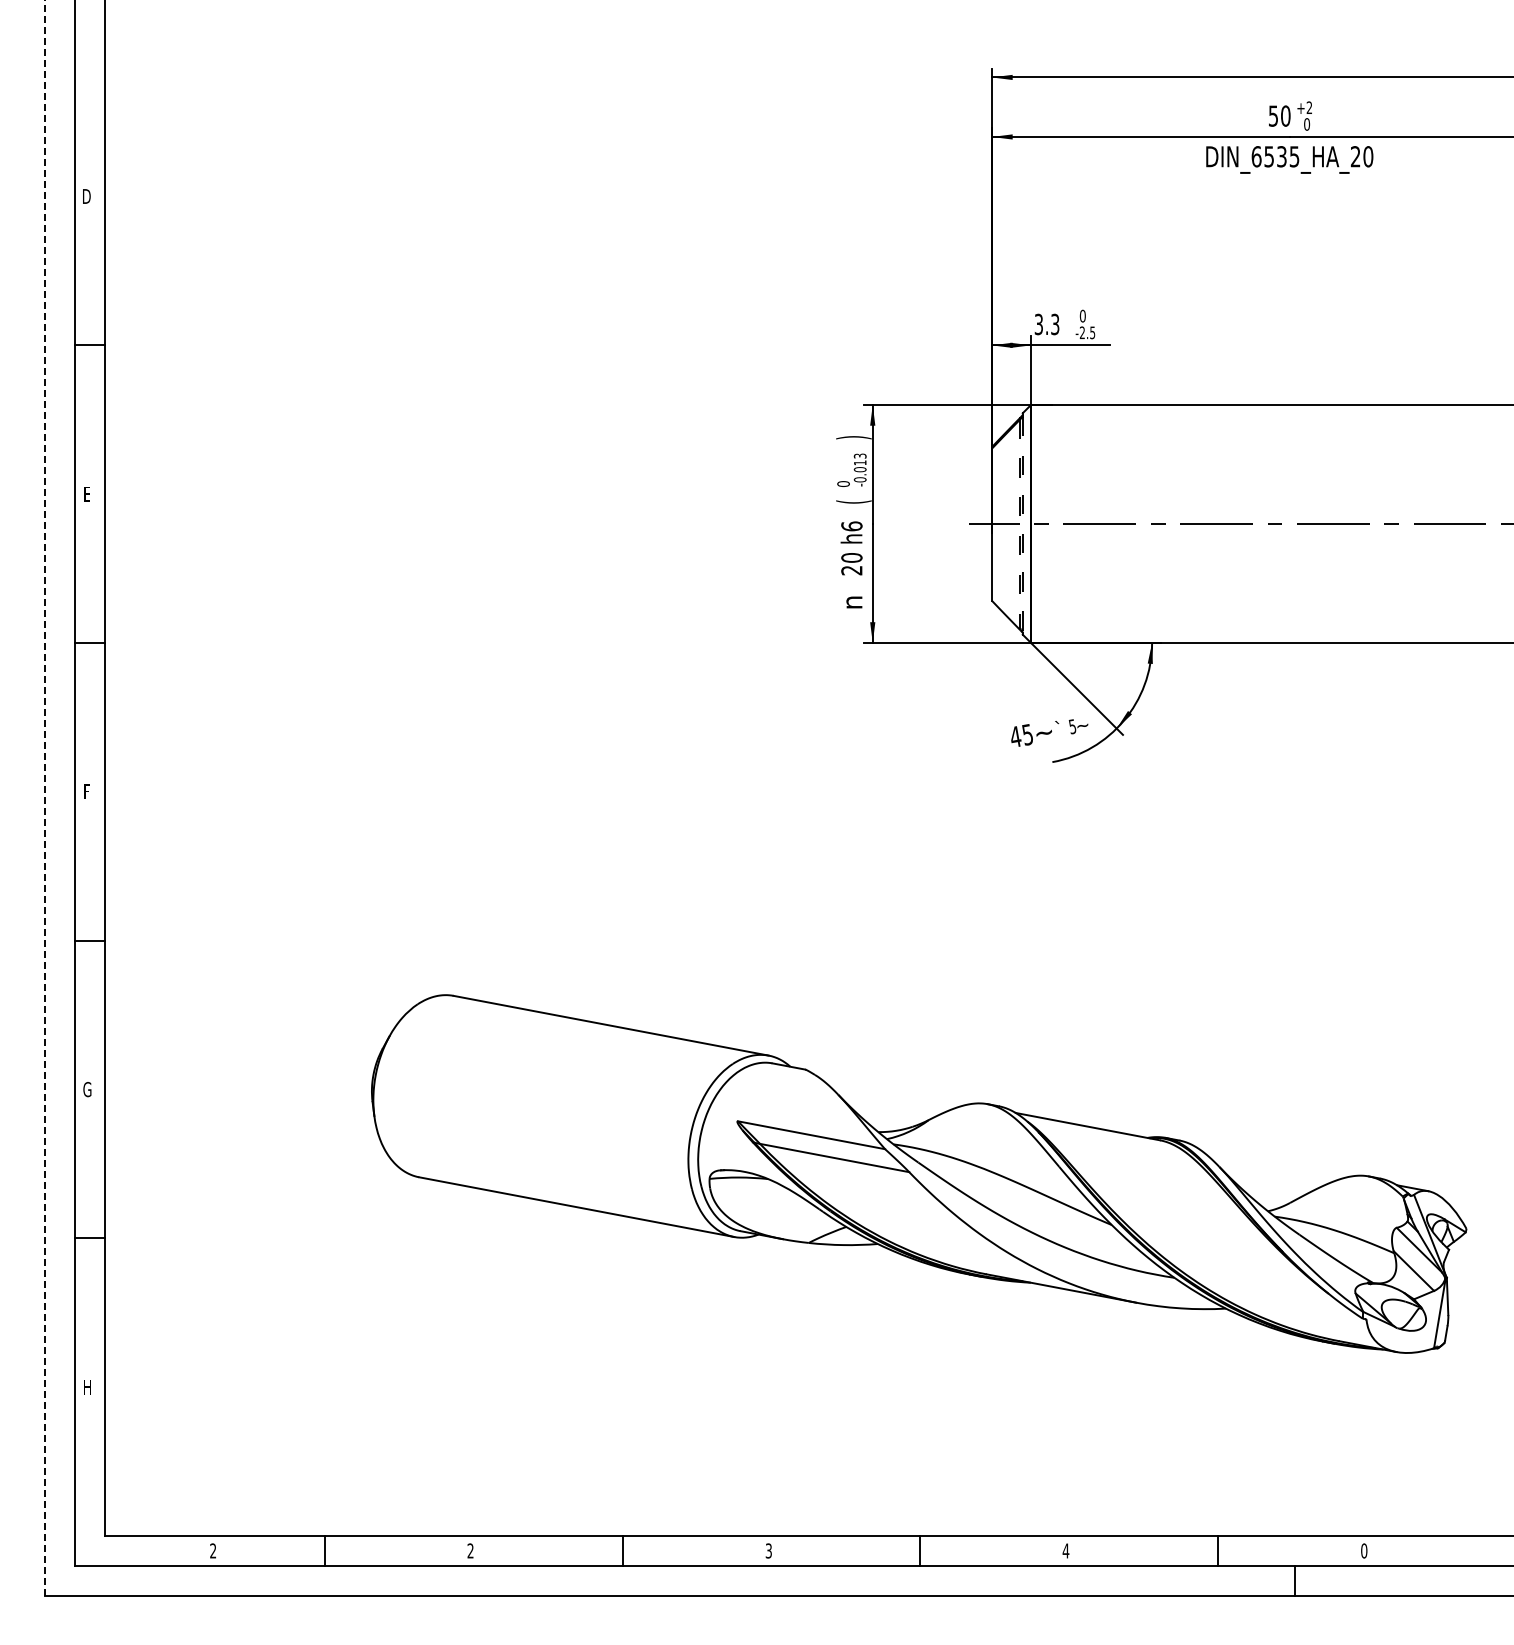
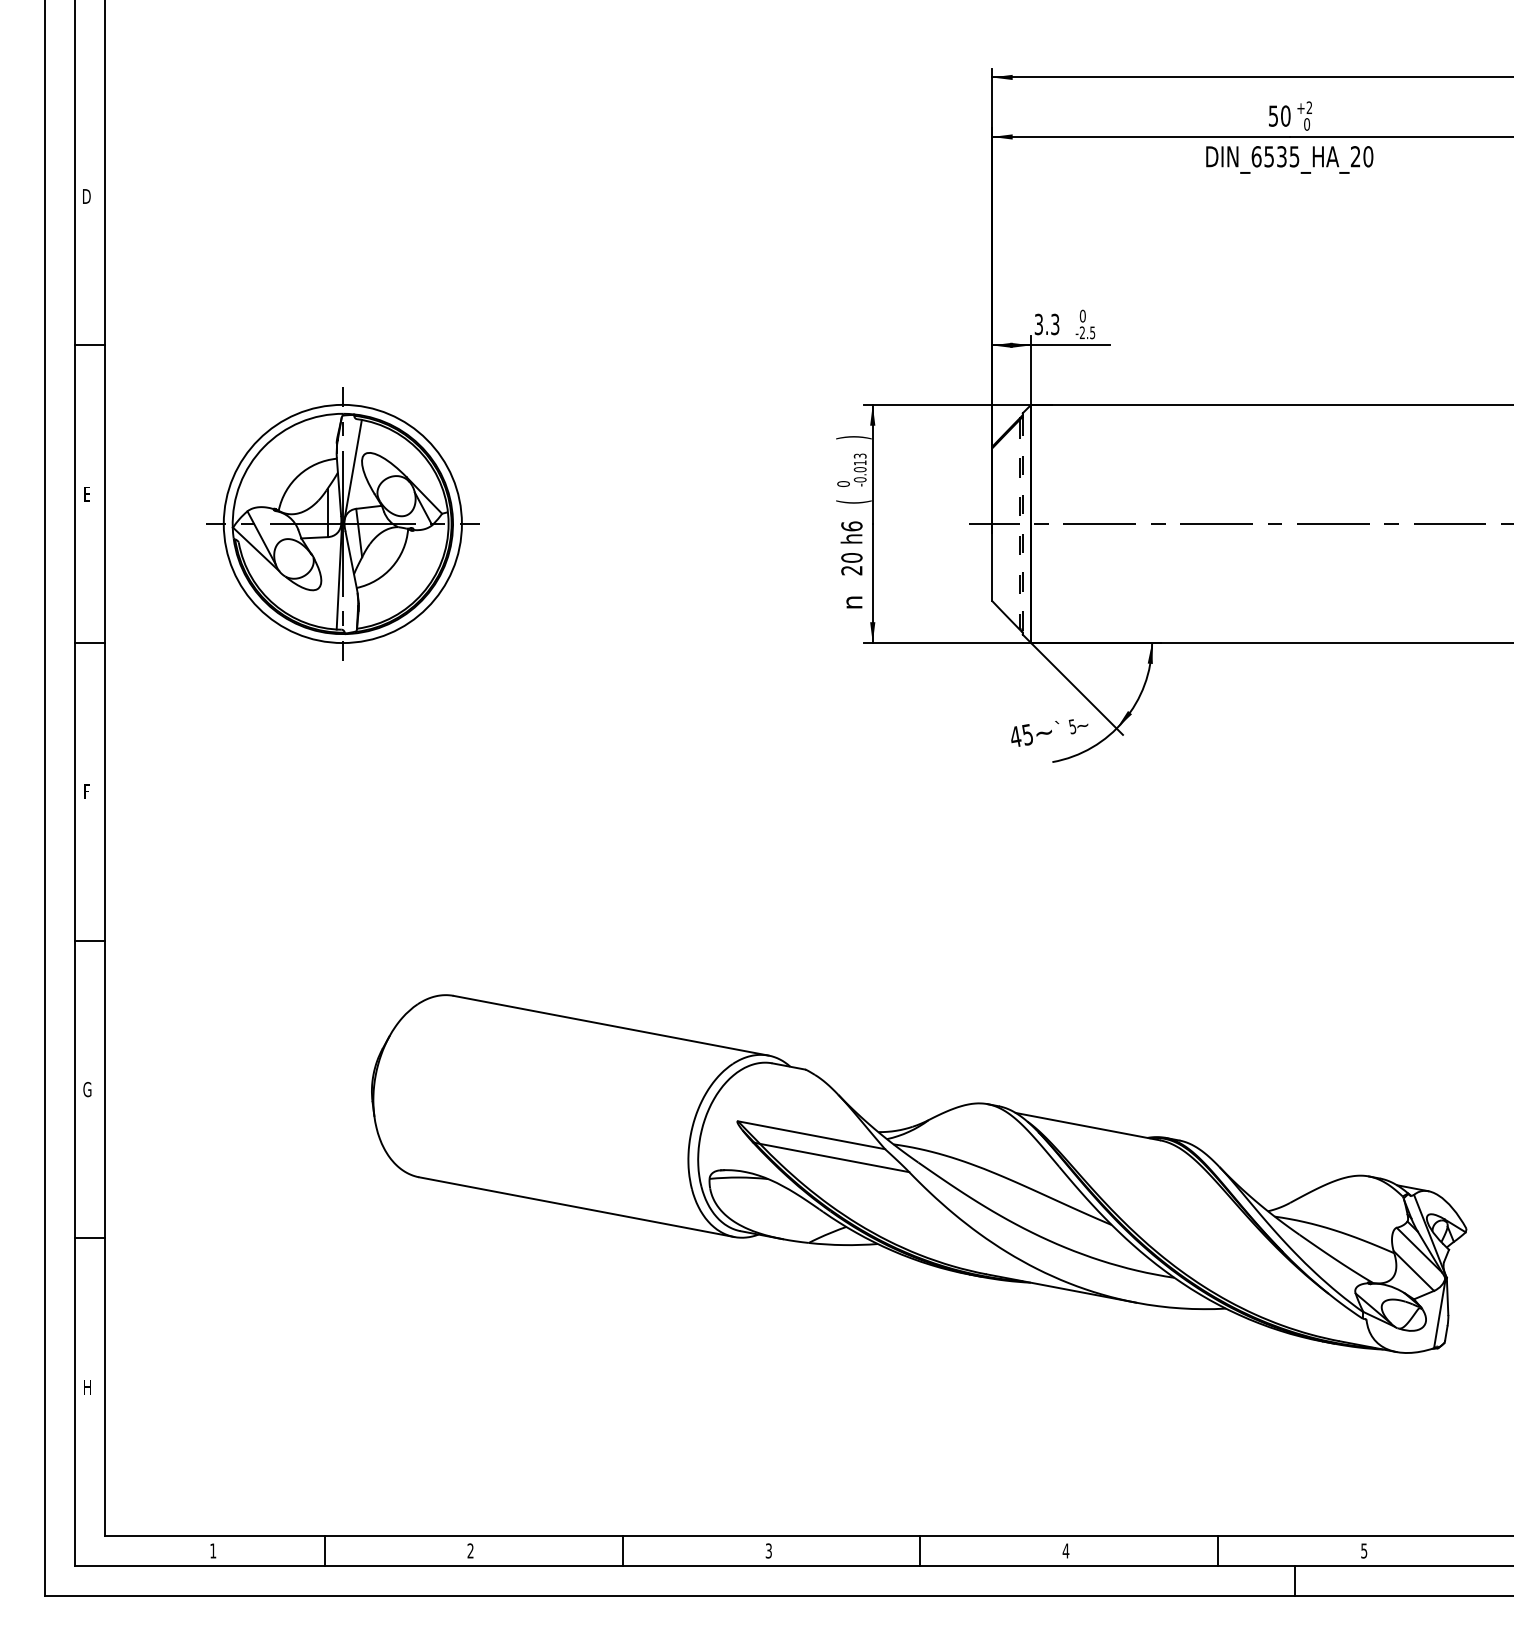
part: none -> present (342, 523)
line: dashed -> solid (45, 797)
text: 2 -> 1 (213, 1550)
text: 0 -> 5 (1364, 1550)
